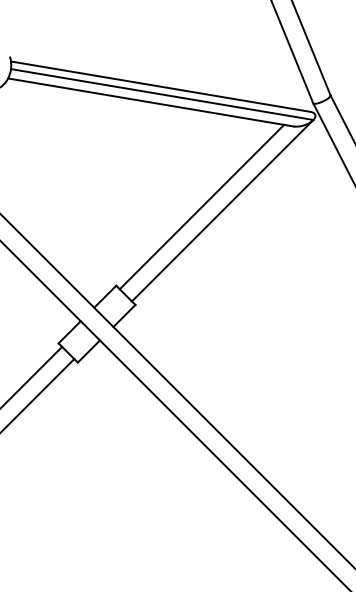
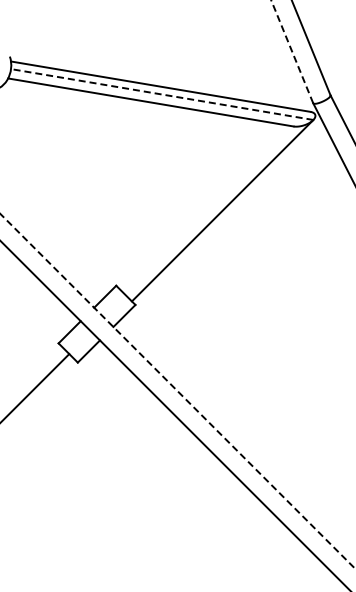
line: solid -> dashed (292, 51)
line: solid -> dashed (161, 94)
line: present -> none (201, 206)
line: present -> none (32, 376)
line: solid -> dashed (178, 391)
line position: (38, 395) -> (35, 387) (35, 387)
